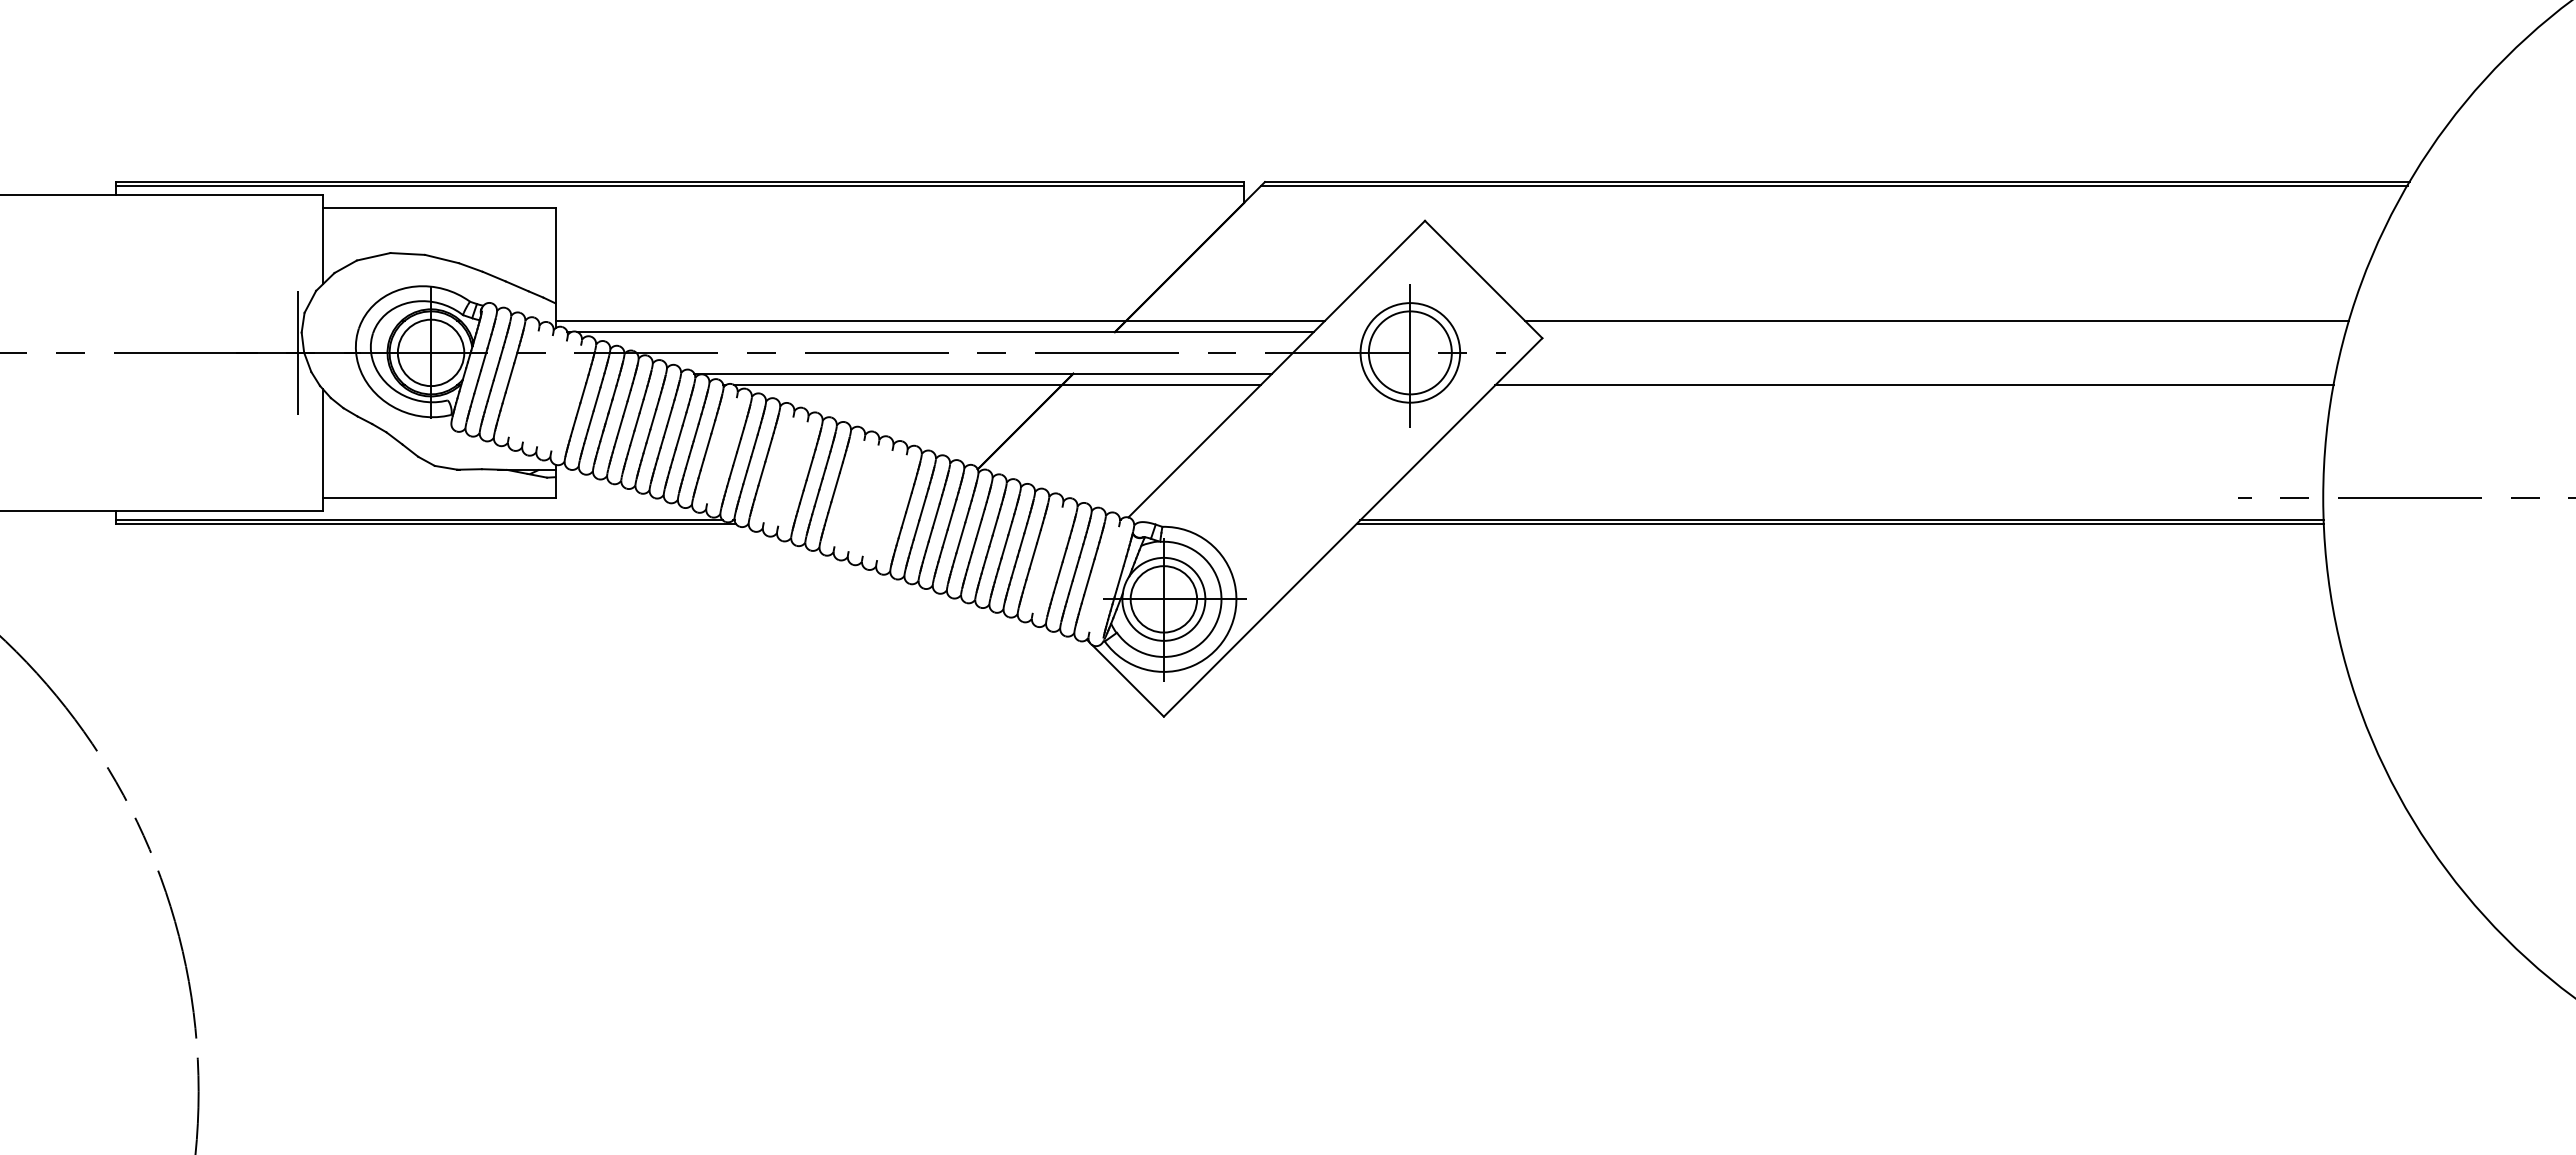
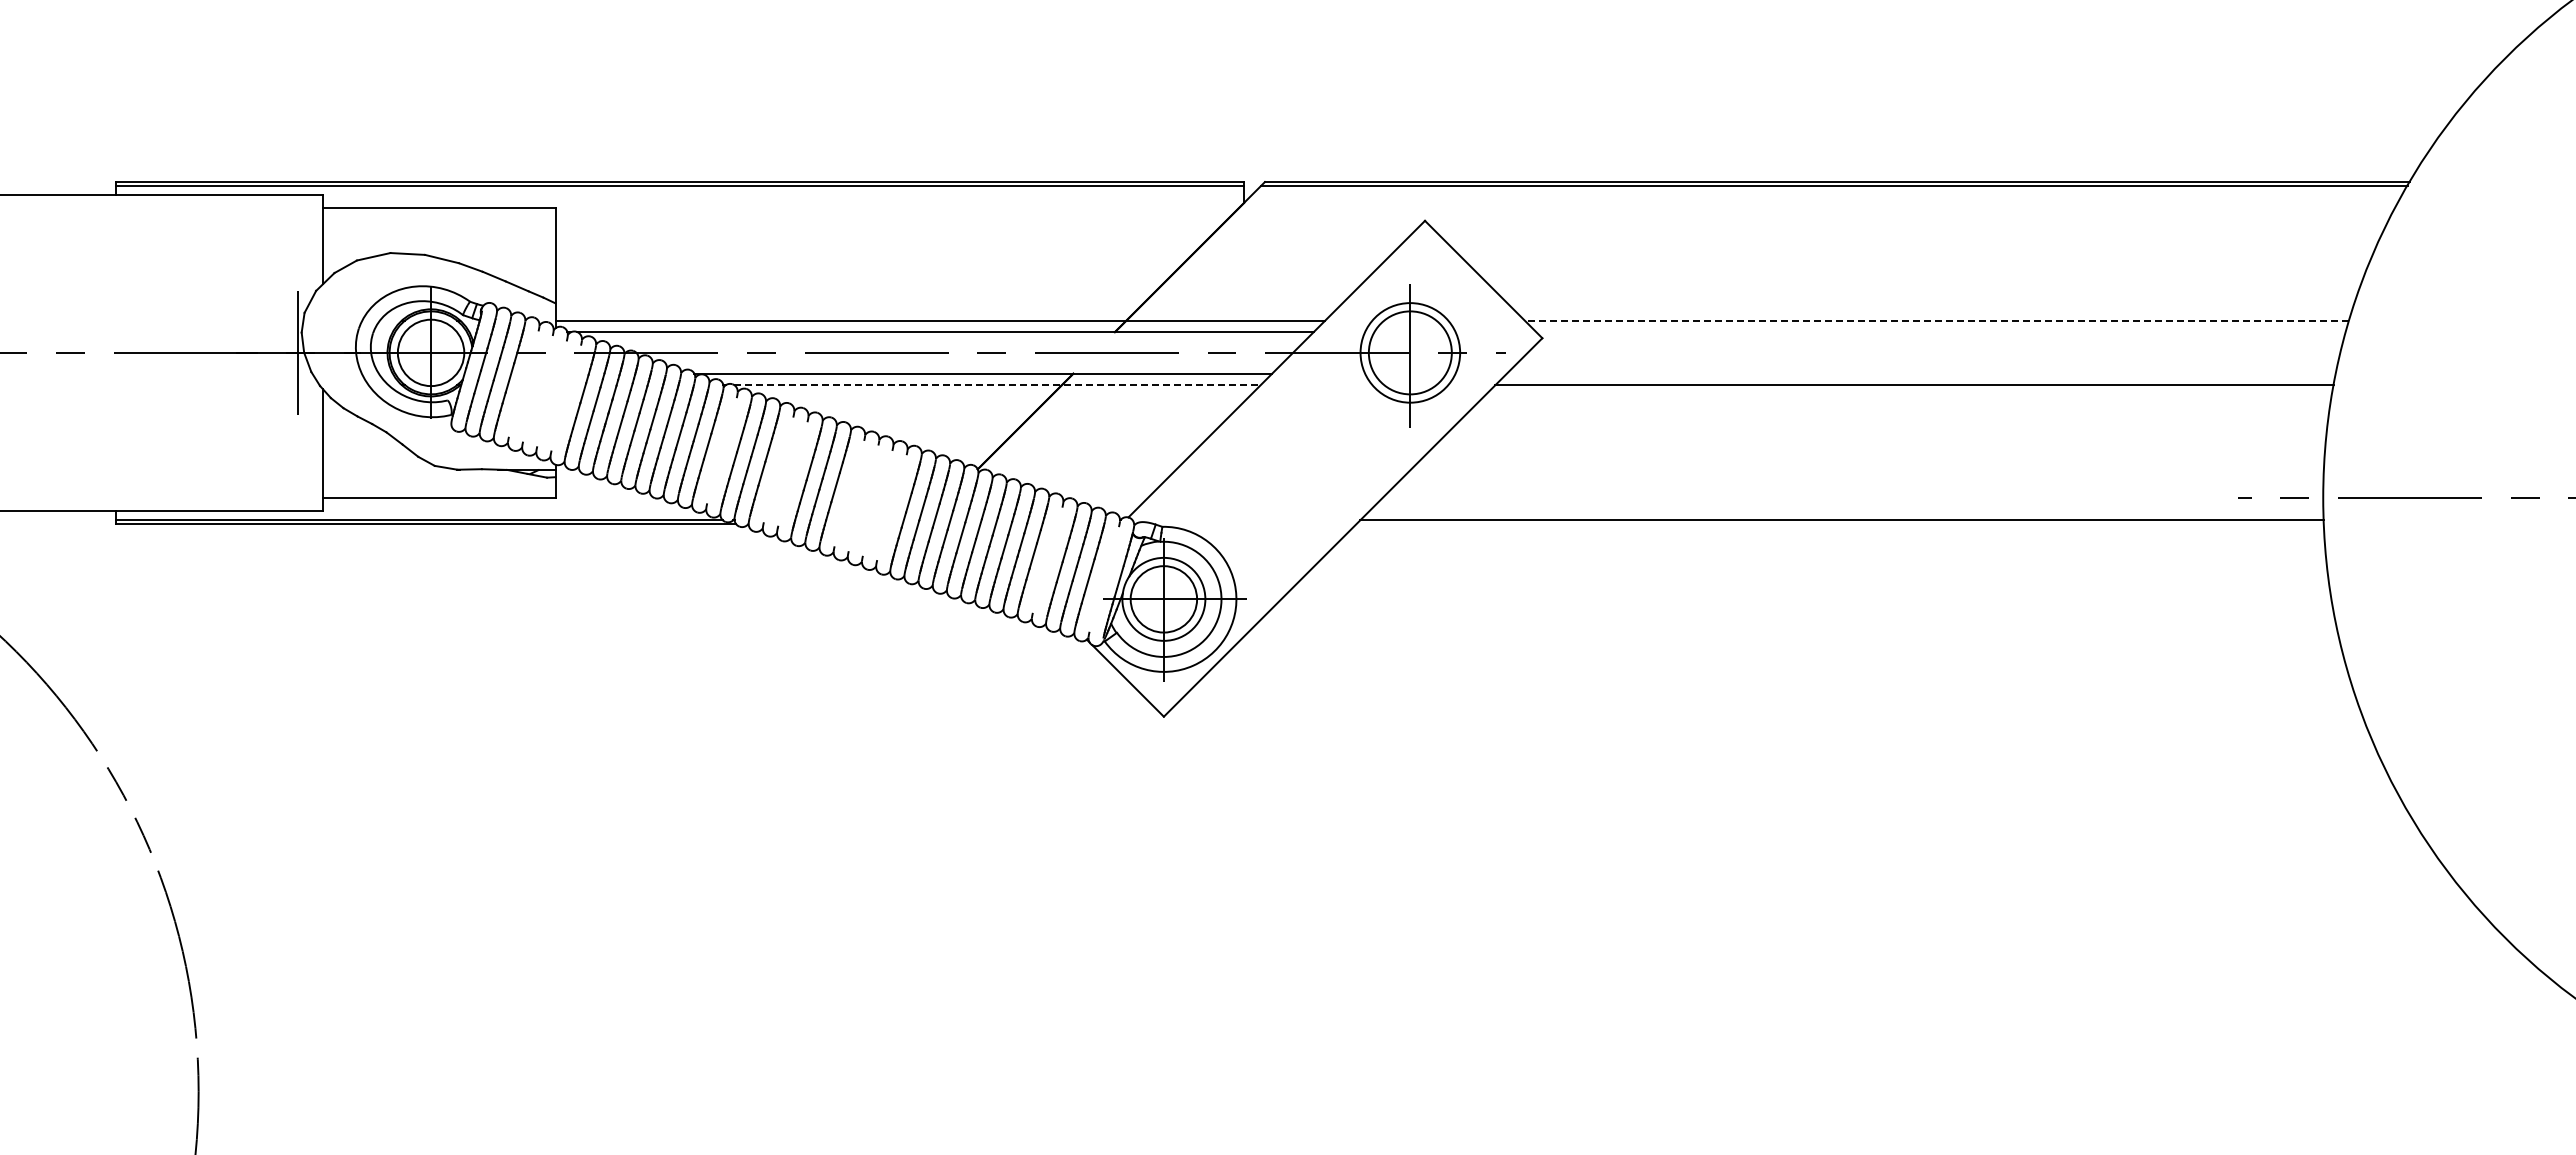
line: solid -> dashed (1936, 320)
line: solid -> dashed (998, 385)
line: present -> none (1839, 523)
